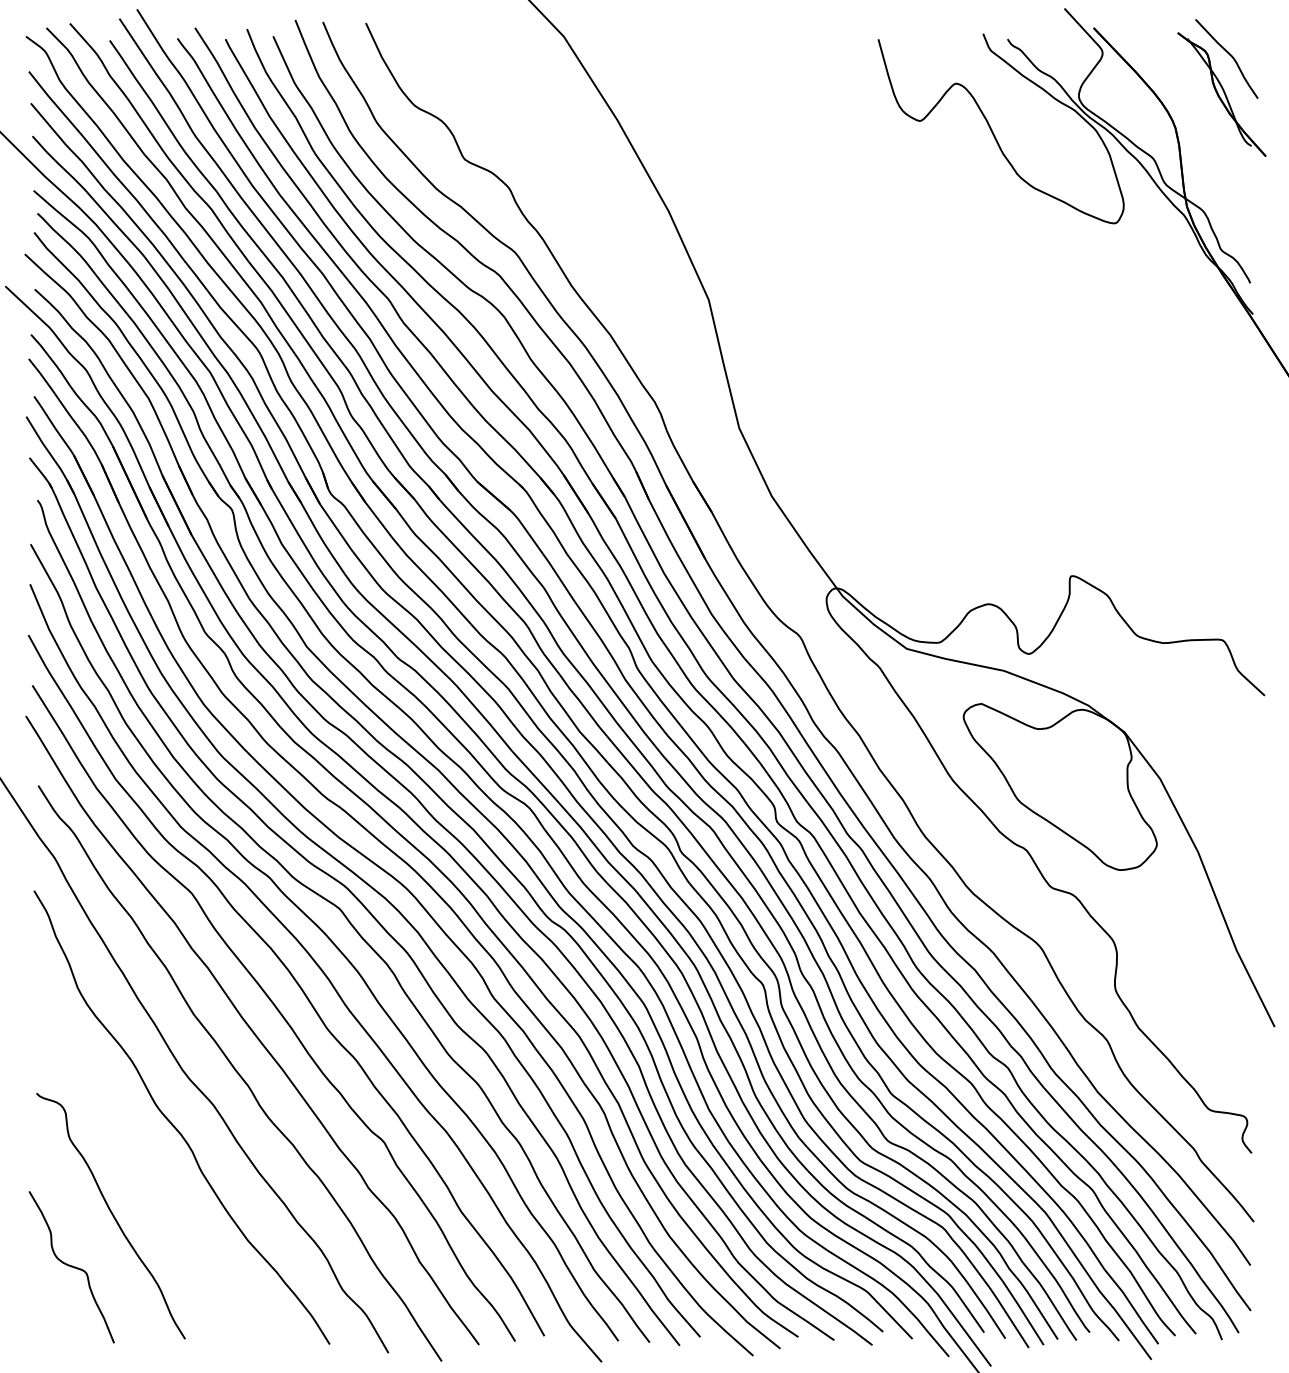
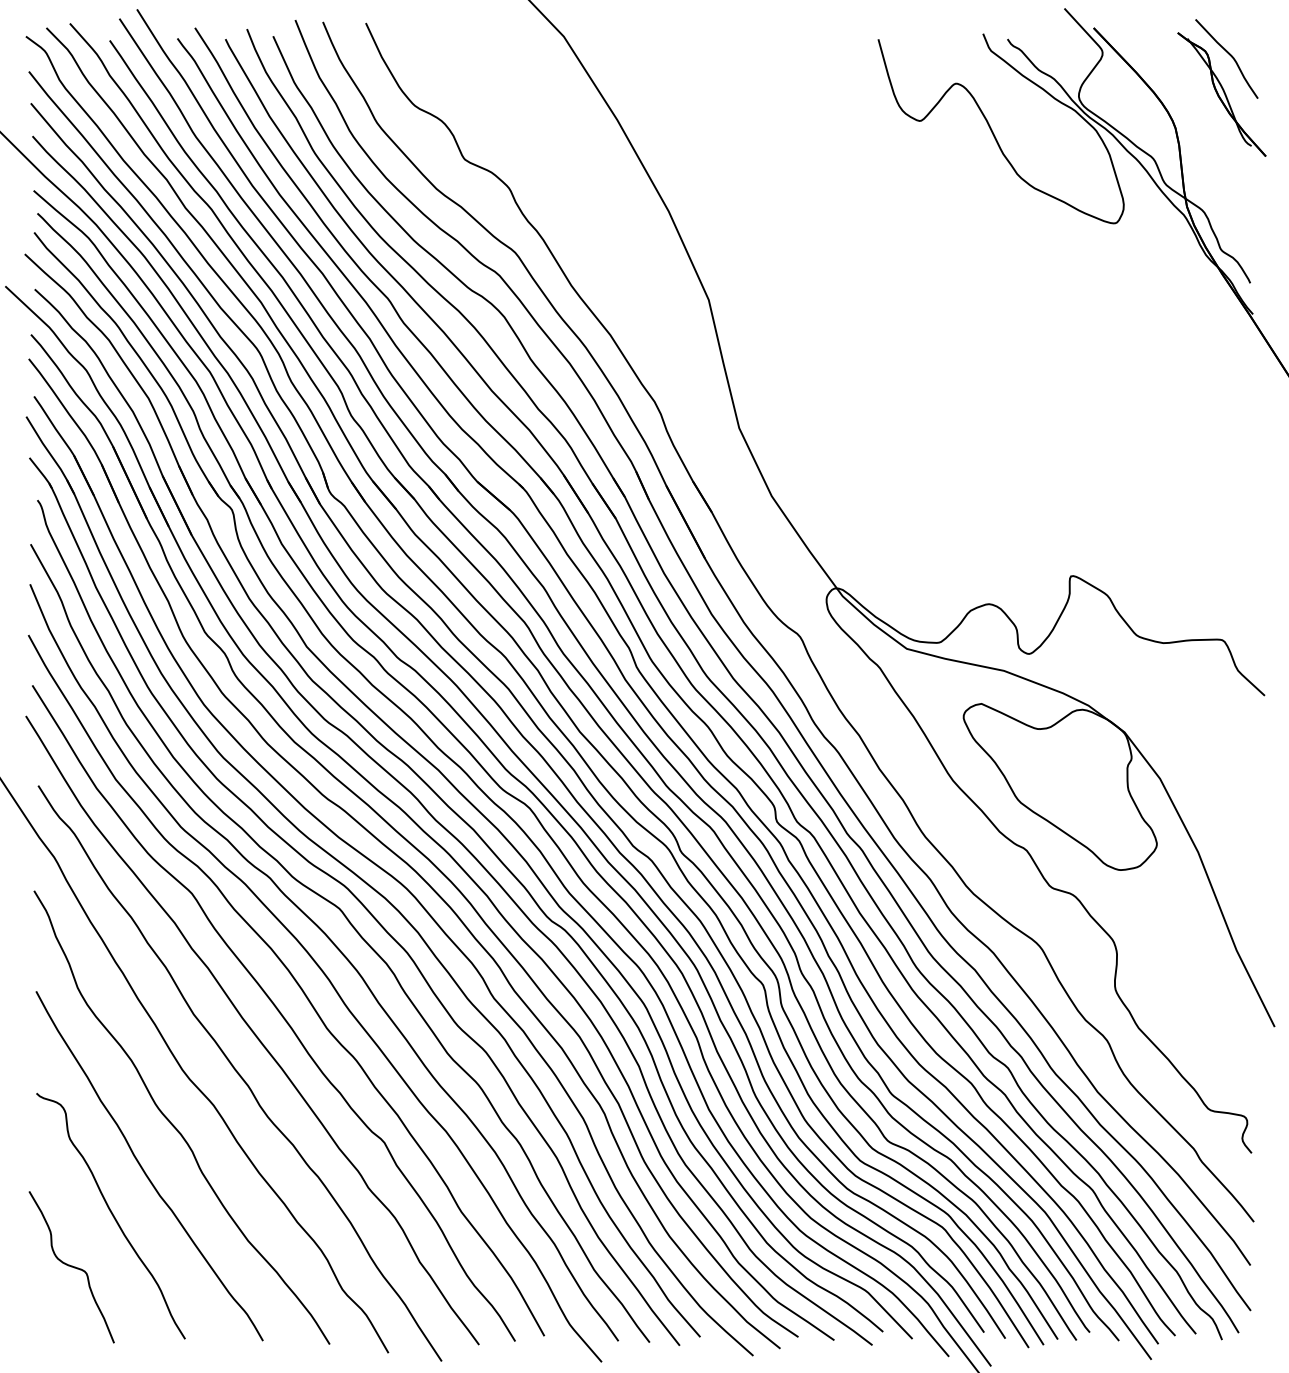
curve: none -> present (143, 1168)
